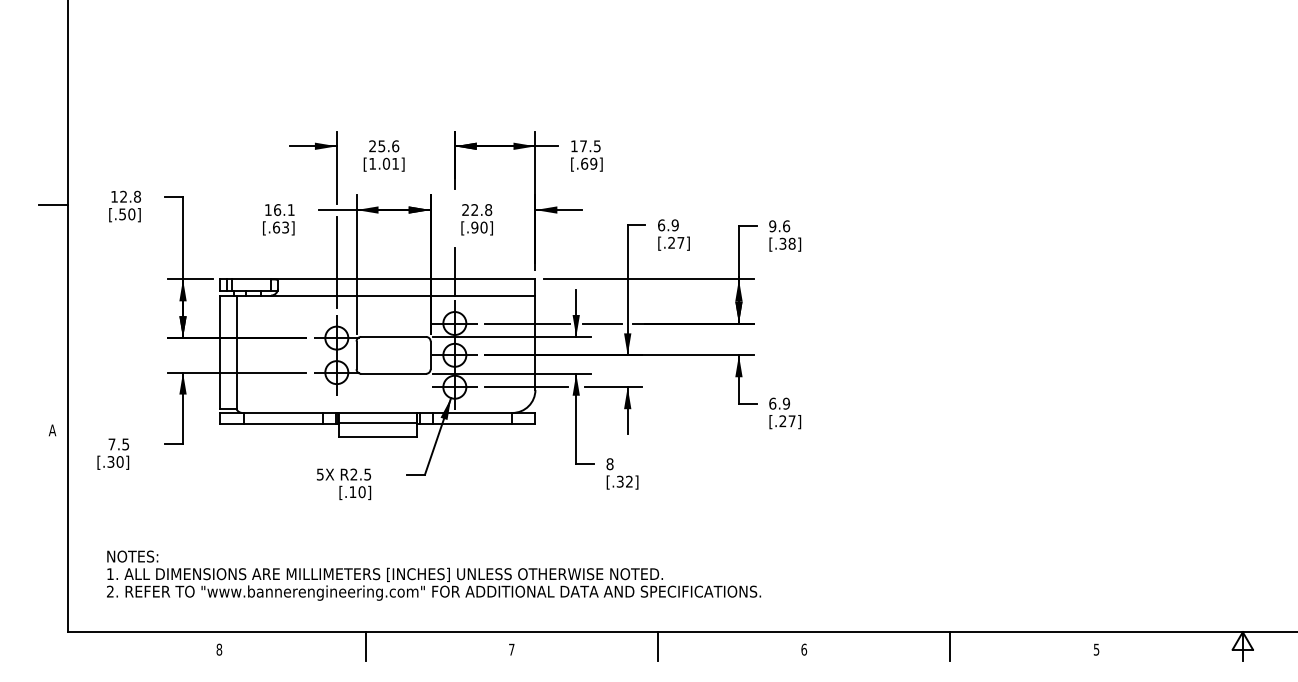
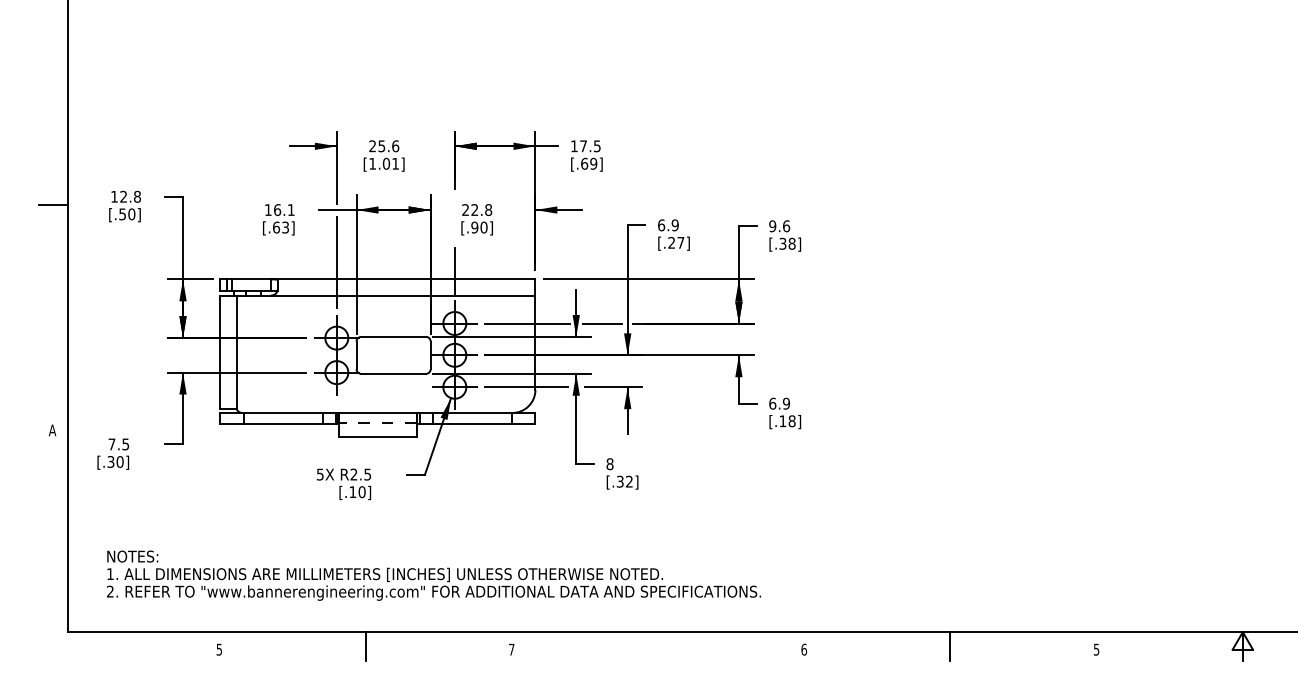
text: [.27] -> [.18] (787, 421)
line: solid -> dashed (377, 423)
line: present -> none (658, 646)
text: 8 -> 5 (219, 649)
